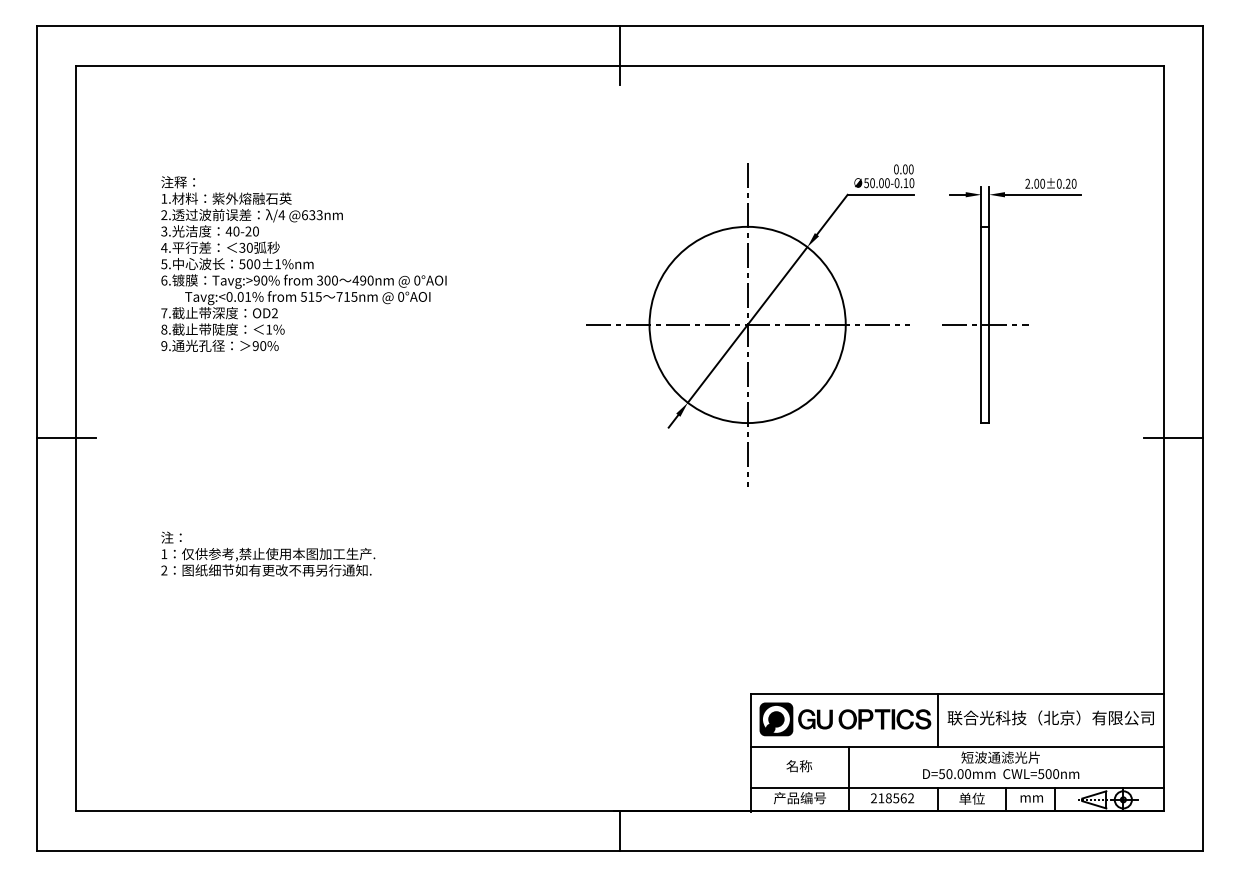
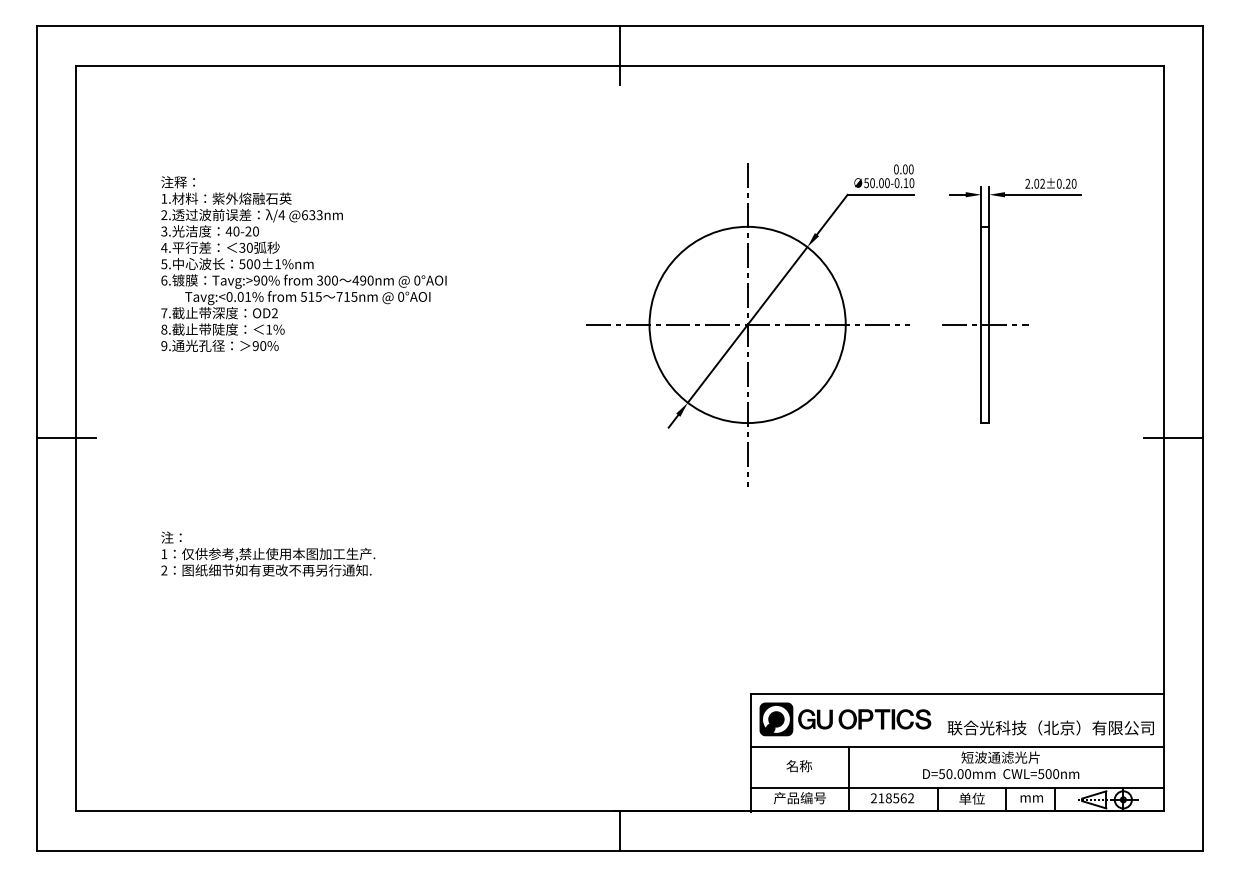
text: 2.00±0.20 -> 2.02±0.20 (1042, 183)
text position: (1050, 717) -> (1050, 727) (1050, 727)
line: present -> none (938, 719)
